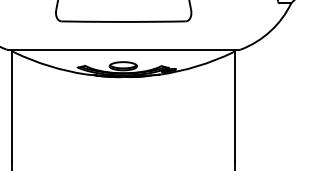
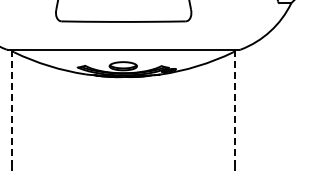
line: solid -> dashed (12, 106)
line: solid -> dashed (235, 106)
